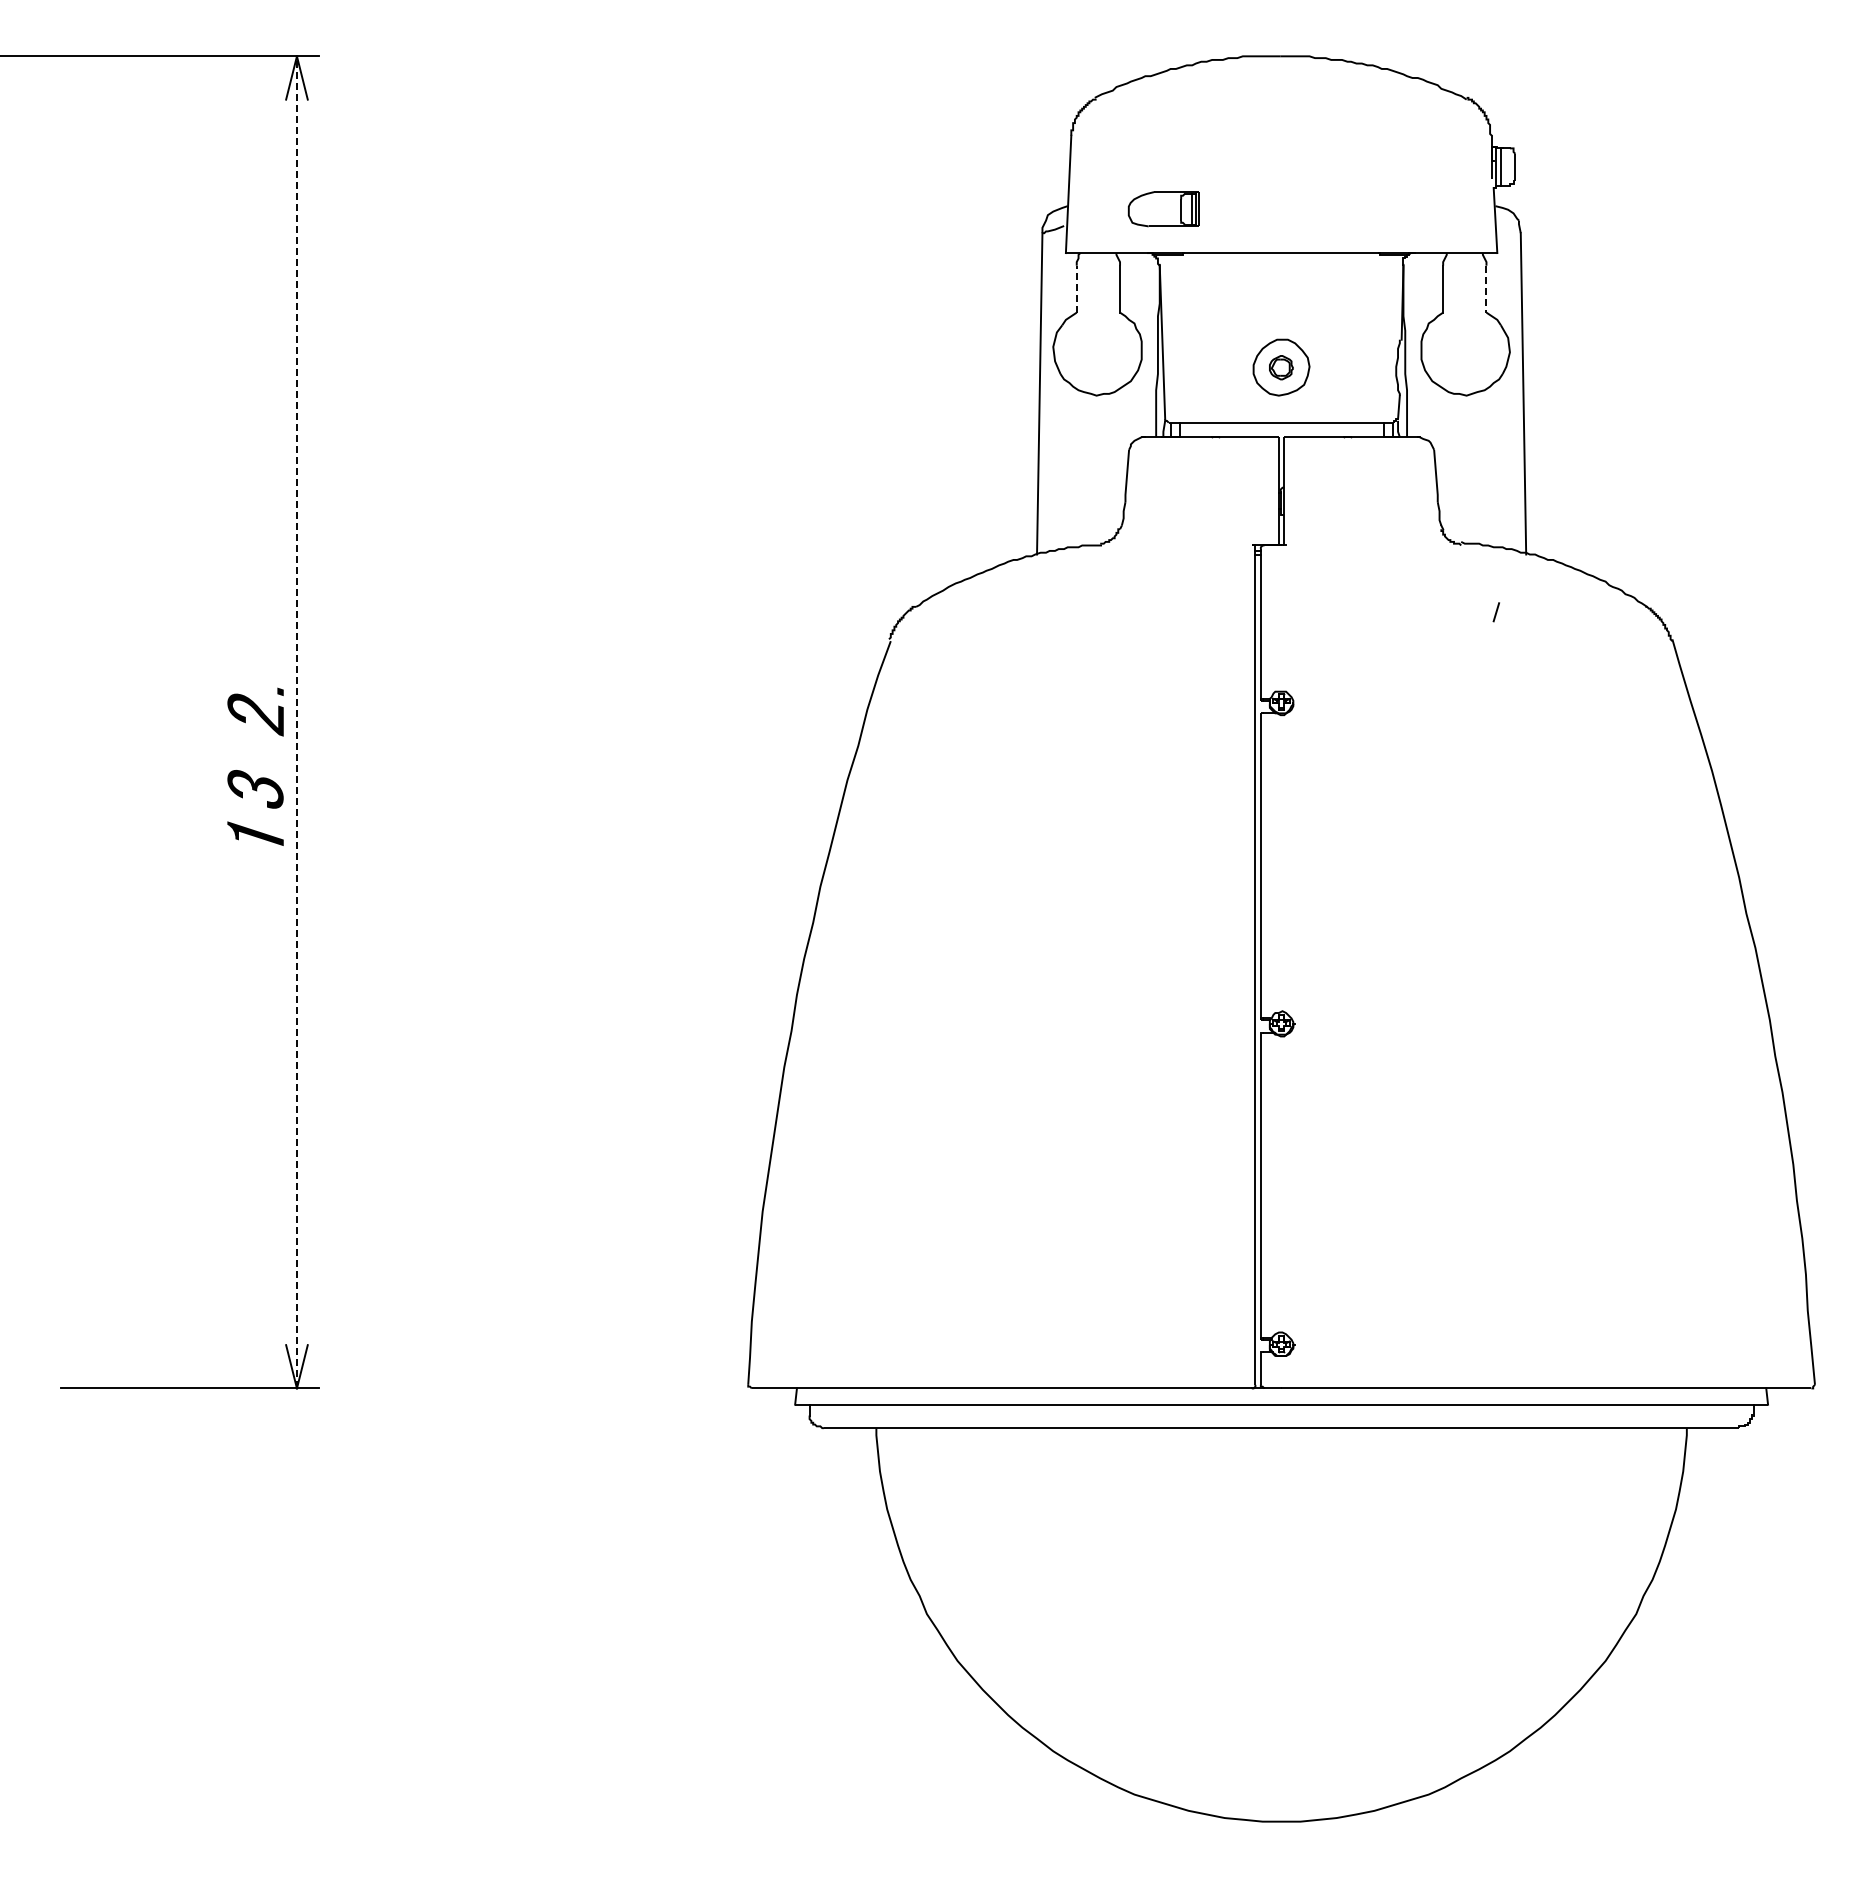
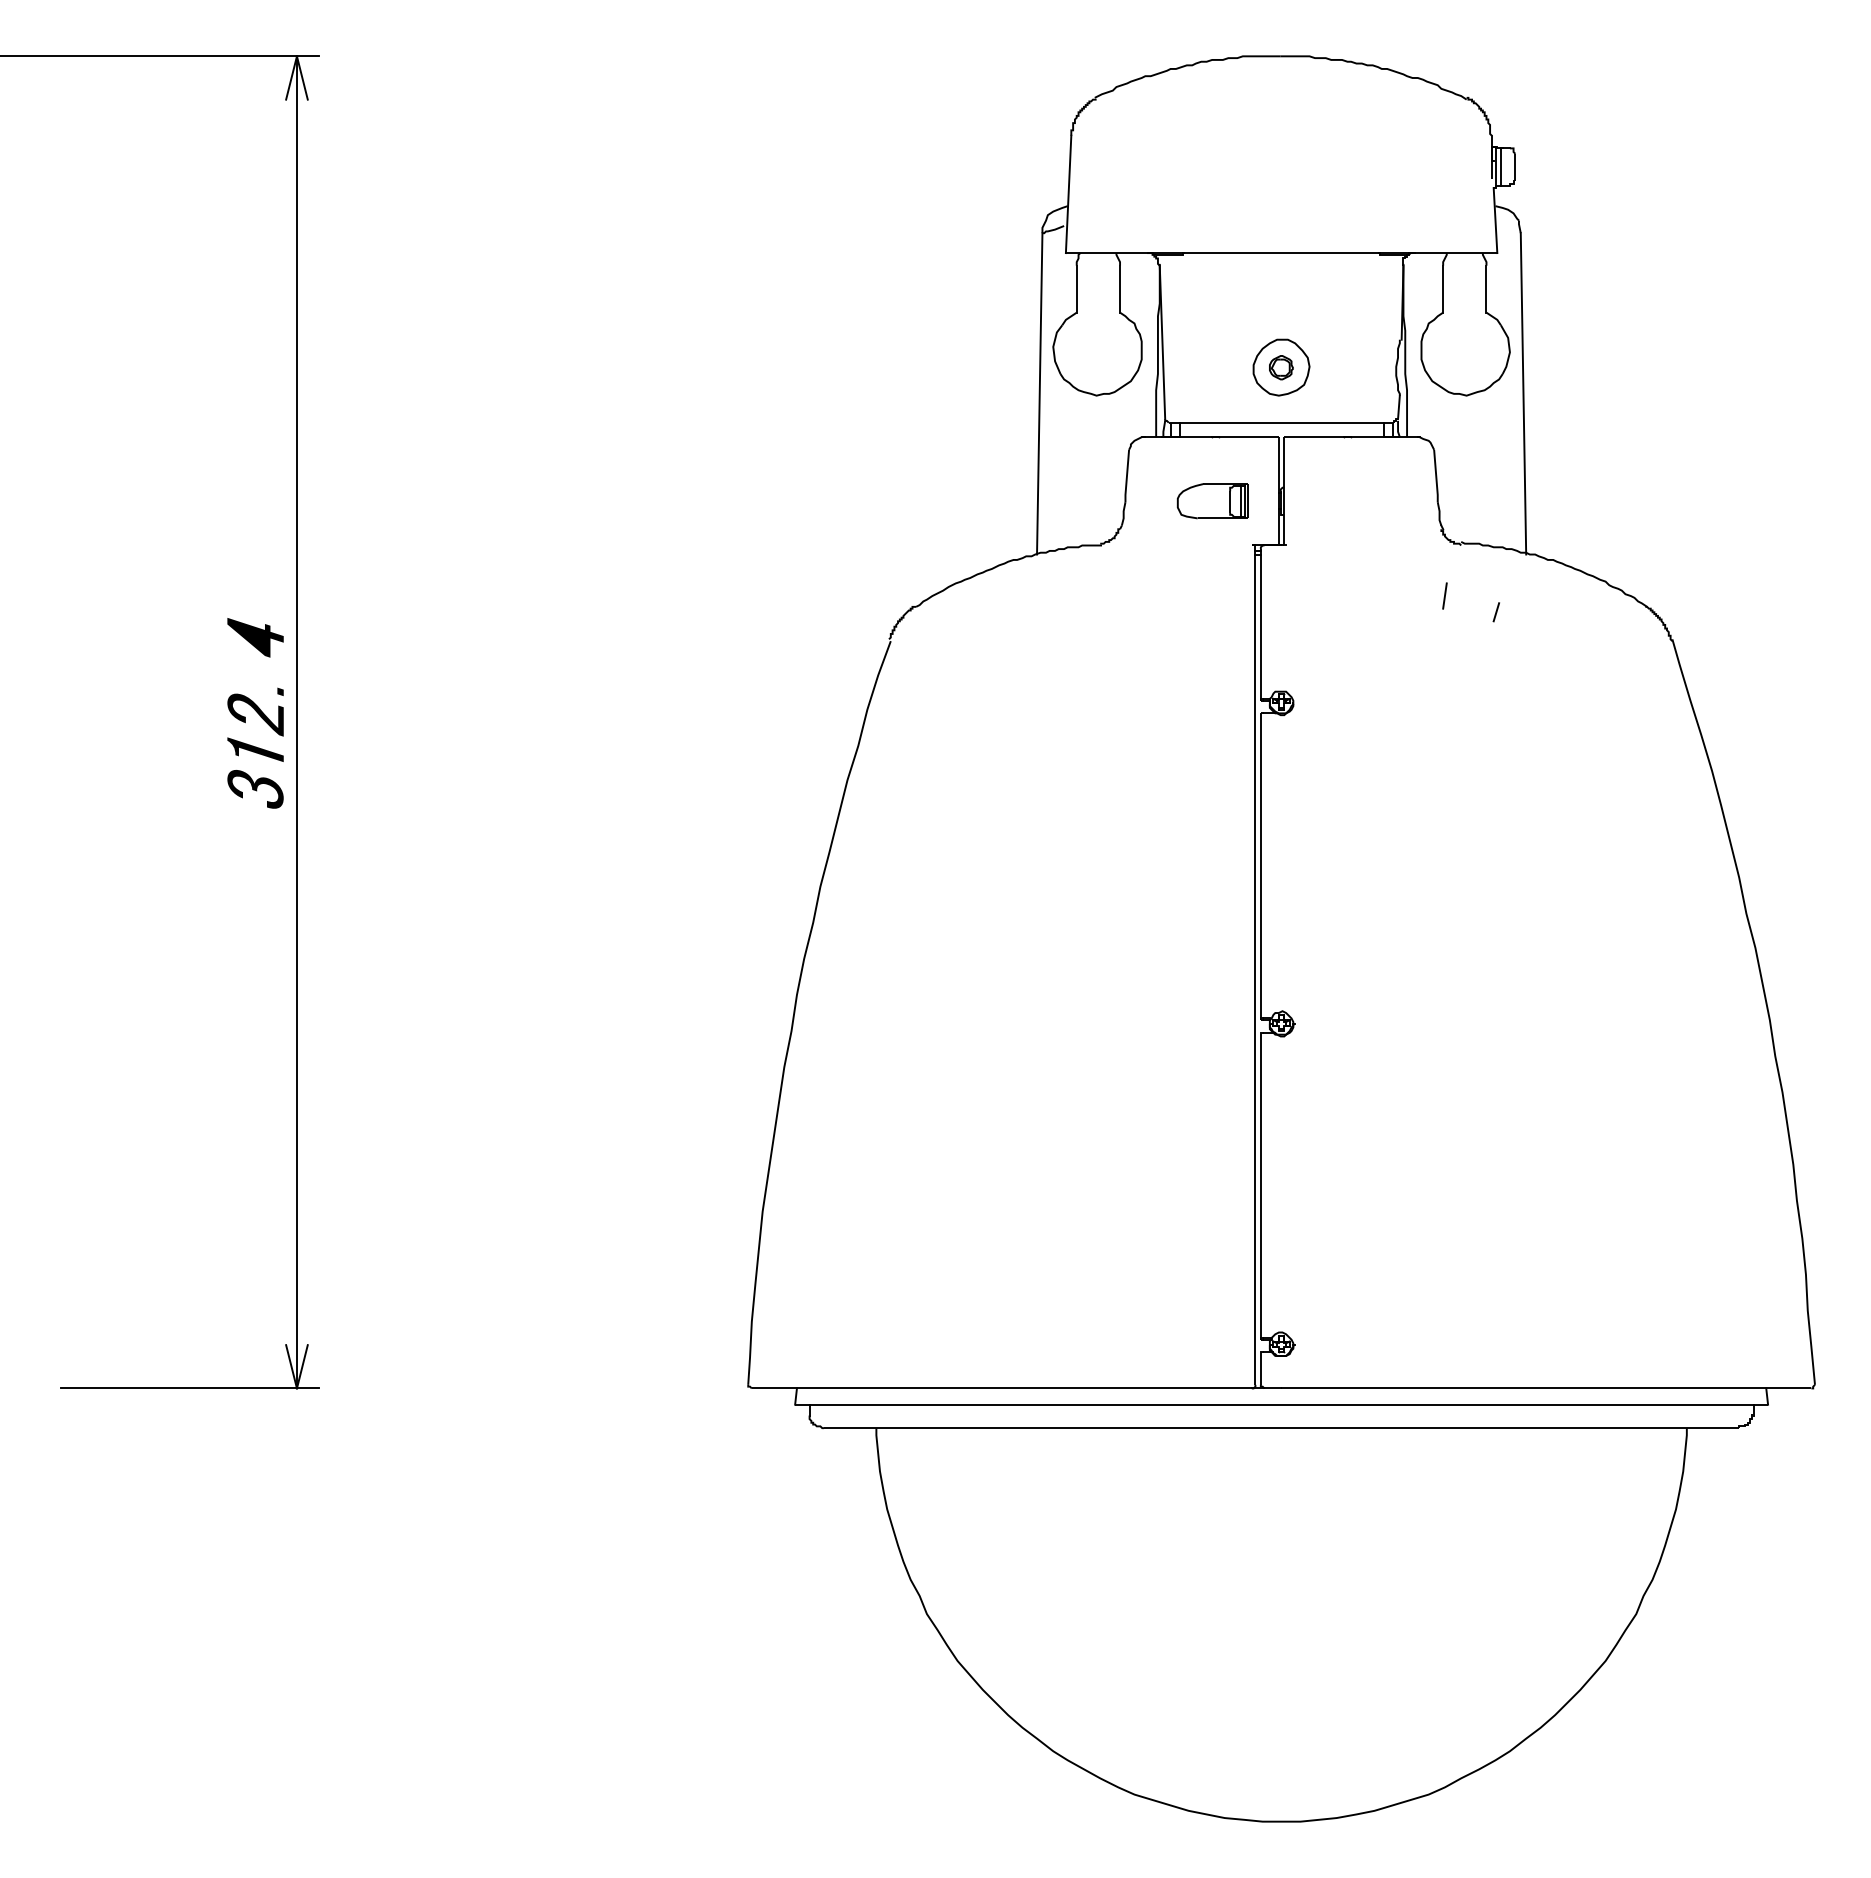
part position: (1163, 209) -> (1212, 501) (1212, 501)
line: dashed -> solid (1076, 288)
line: dashed -> solid (1486, 289)
line: none -> present (1444, 595)
part: none -> present (255, 637)
line: dashed -> solid (296, 721)
part position: (255, 833) -> (255, 749) (255, 749)
